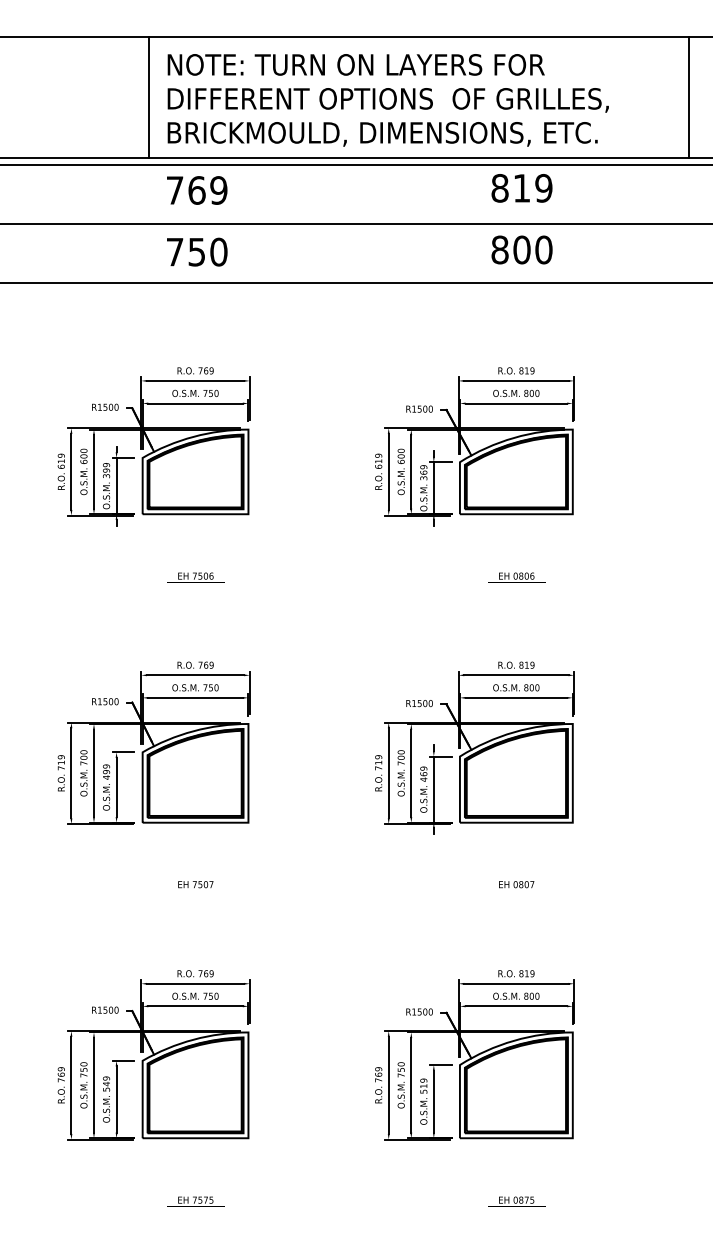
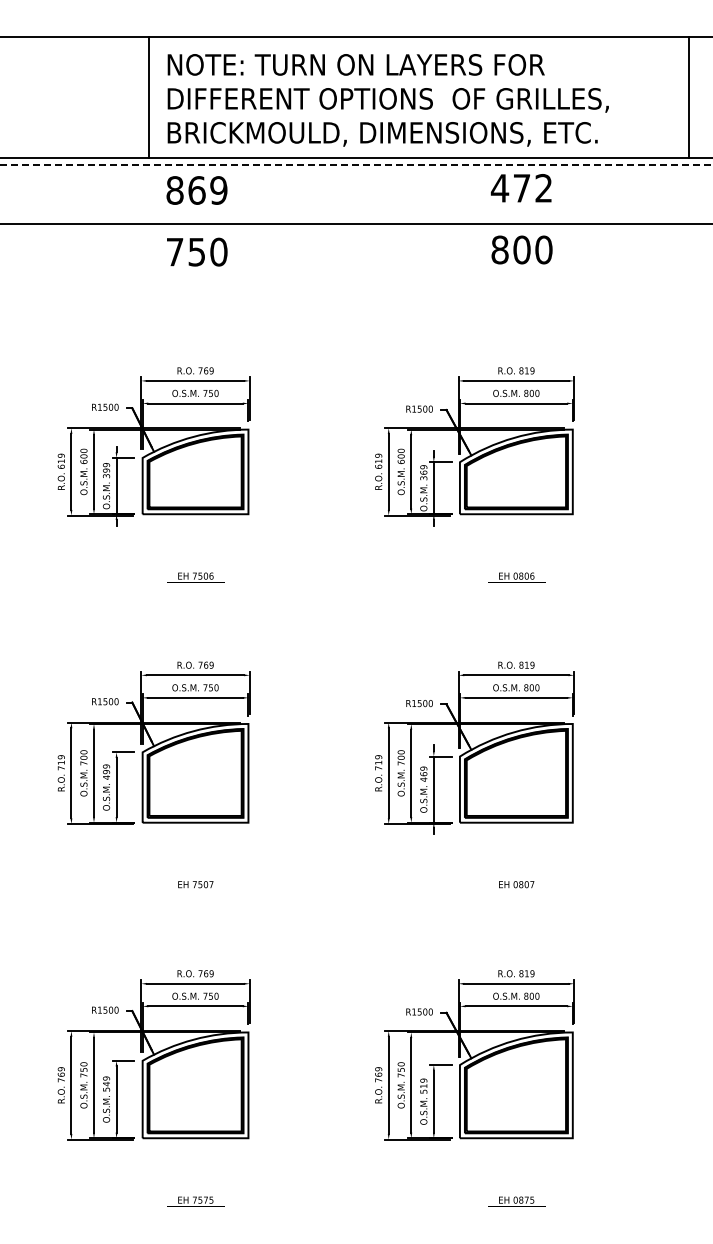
line: solid -> dashed (356, 165)
text: 819 -> 472 (521, 188)
text: 769 -> 869 (174, 190)
line: present -> none (355, 283)
